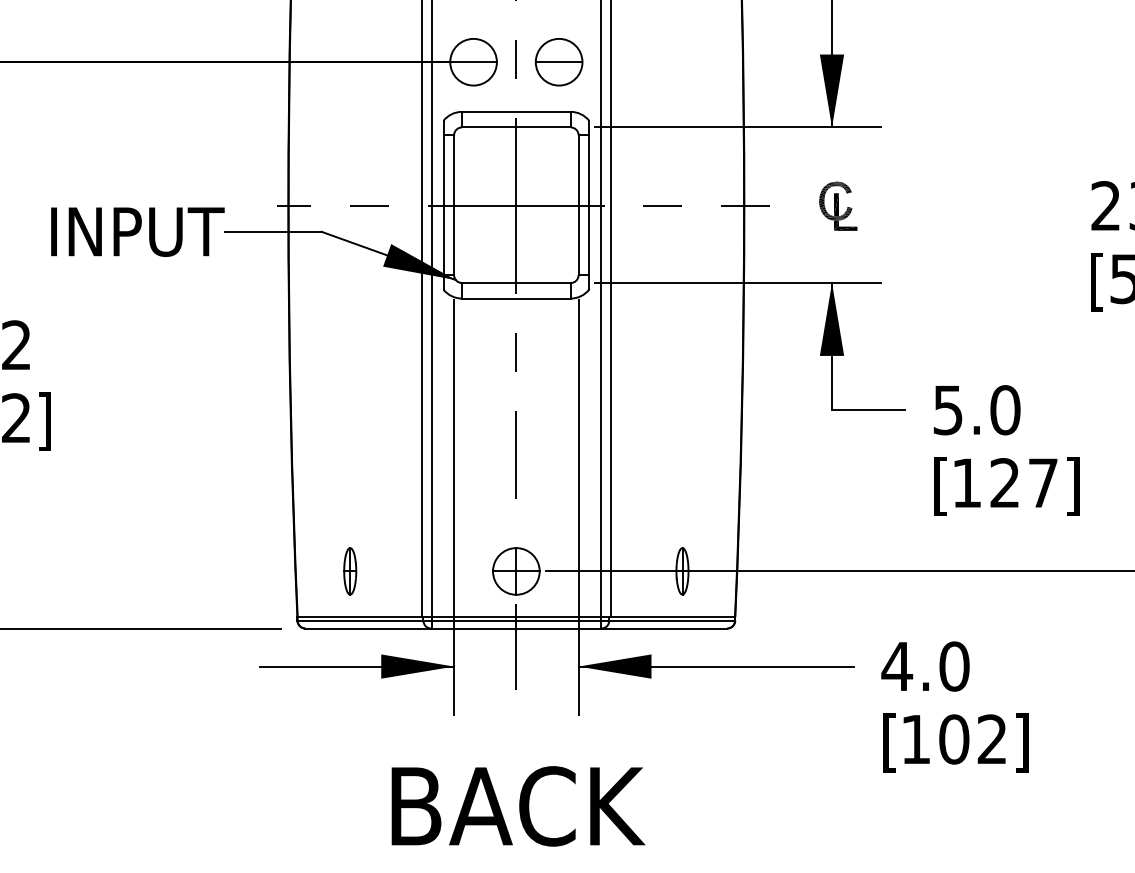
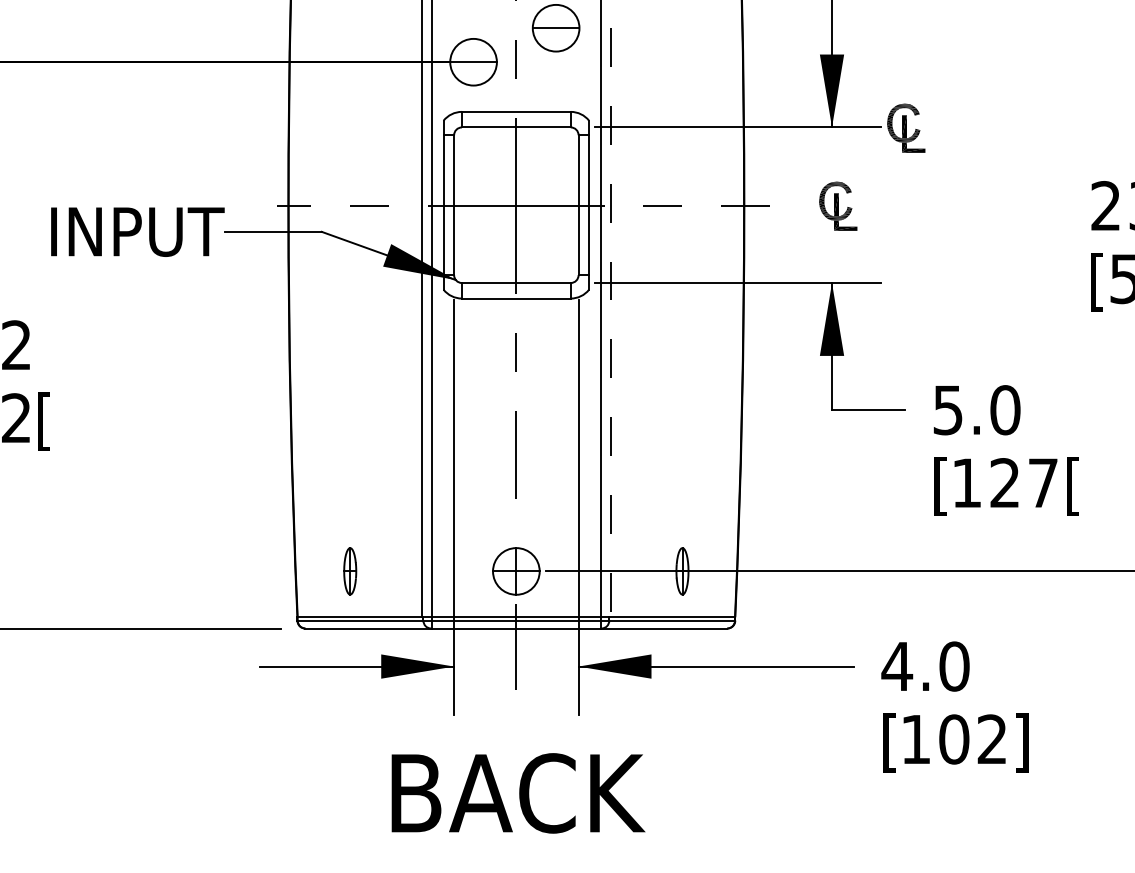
part position: (558, 62) -> (555, 28) (555, 28)
part: none -> present (906, 127)
line: solid -> dashed (610, 309)
text: ] -> [ (44, 421)
text: ] -> [ (1073, 486)
text position: (518, 806) -> (518, 793) (518, 793)
